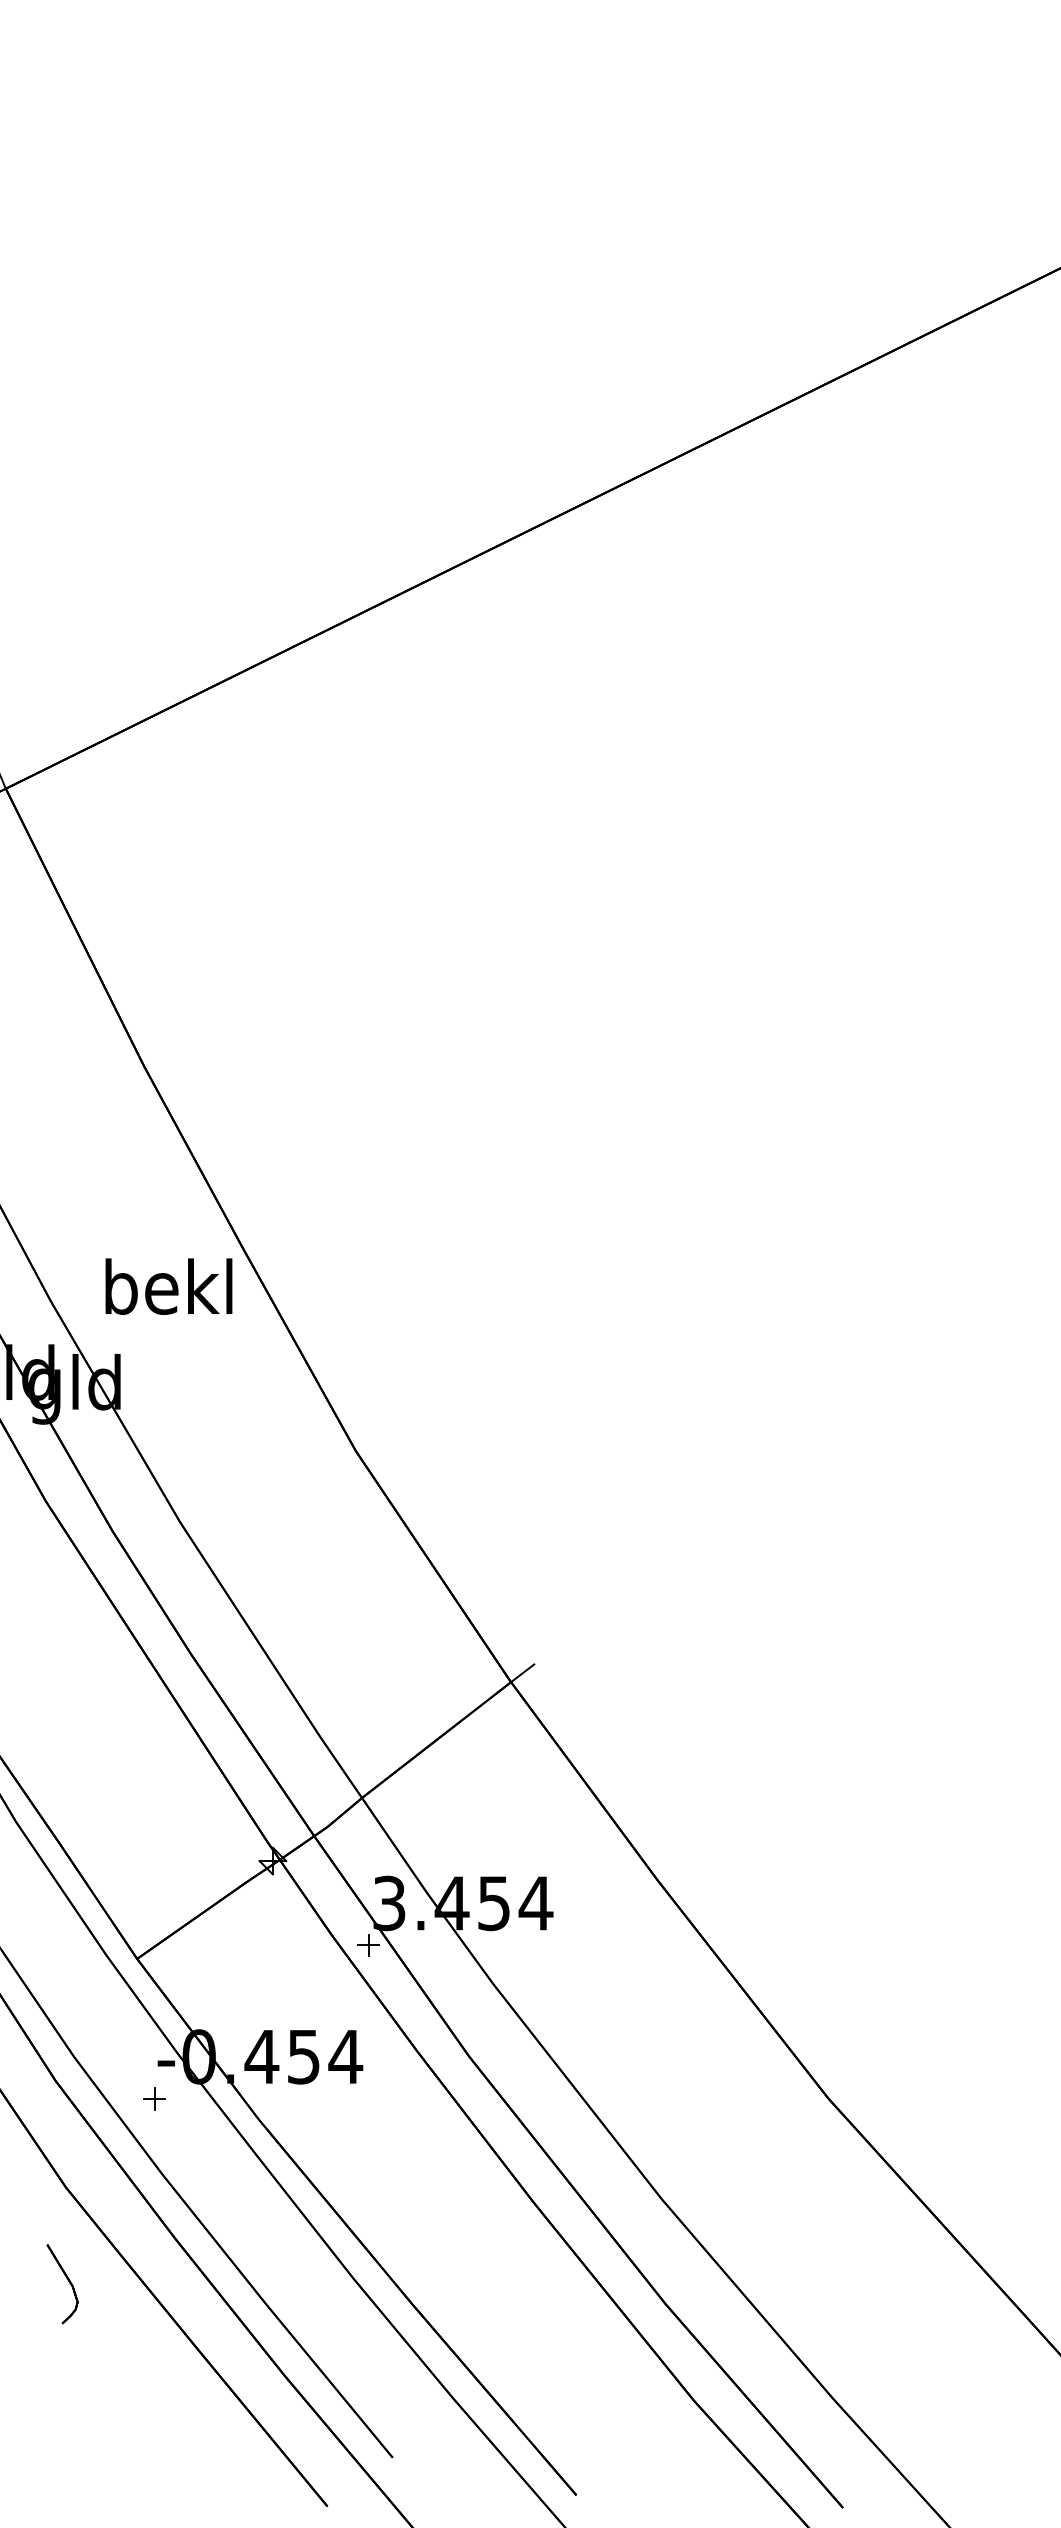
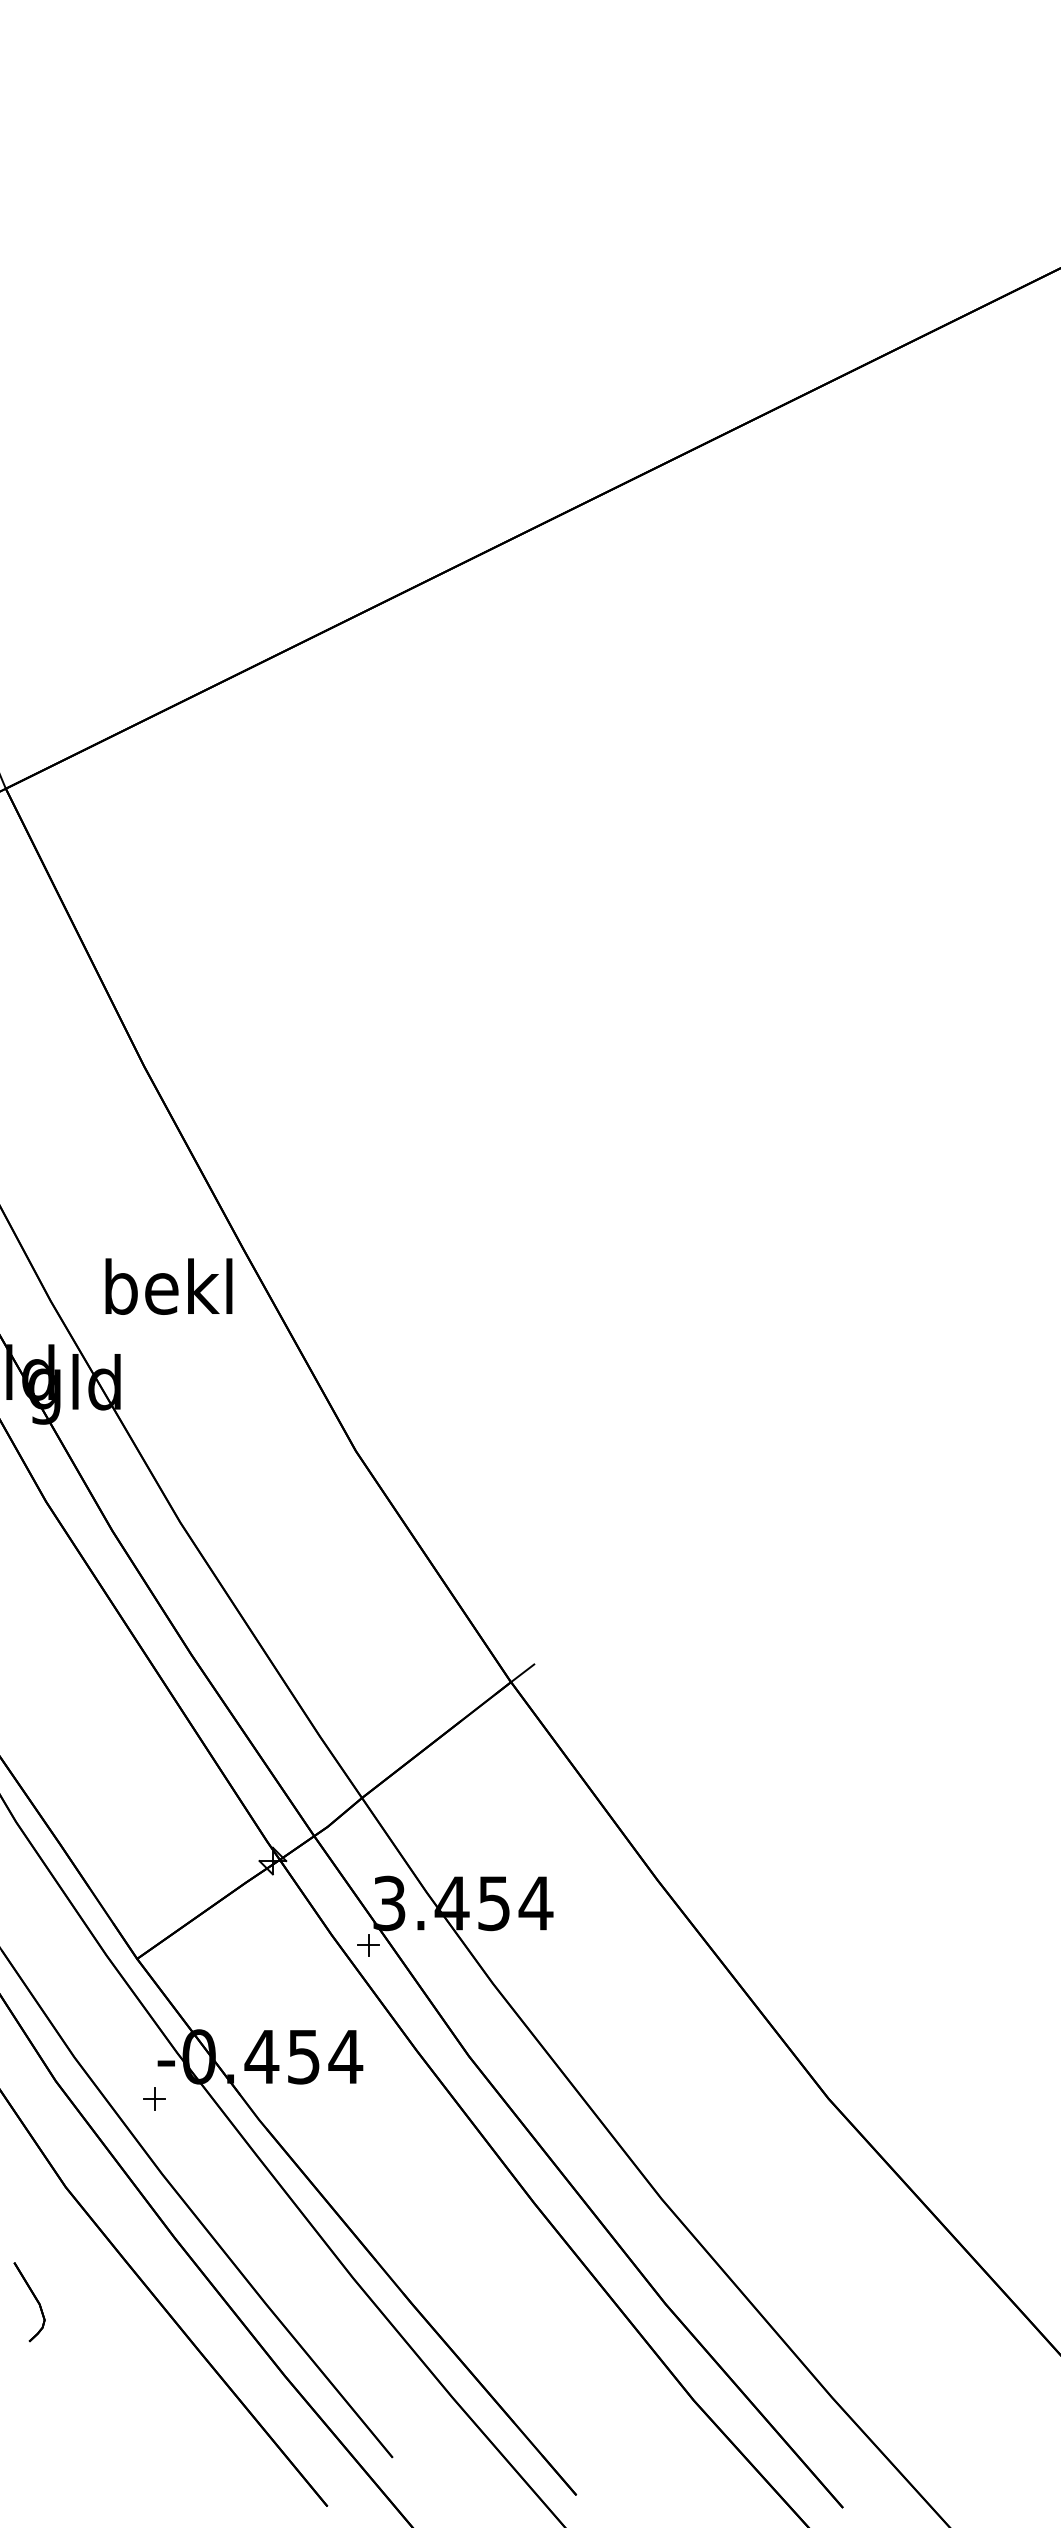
part position: (67, 2280) -> (34, 2298) (34, 2298)
